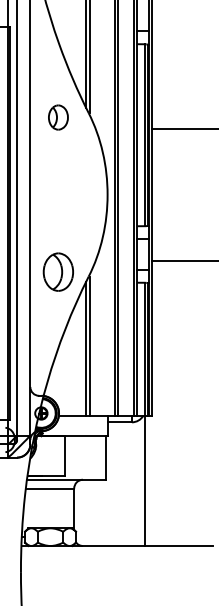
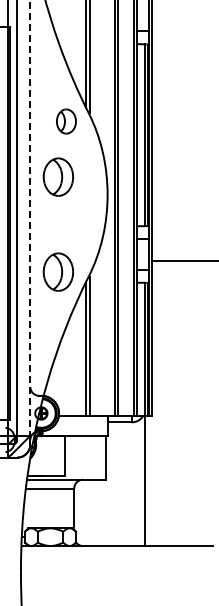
part position: (58, 117) -> (66, 121) (66, 121)
line: present -> none (183, 128)
part: none -> present (57, 176)
line: solid -> dashed (30, 222)
